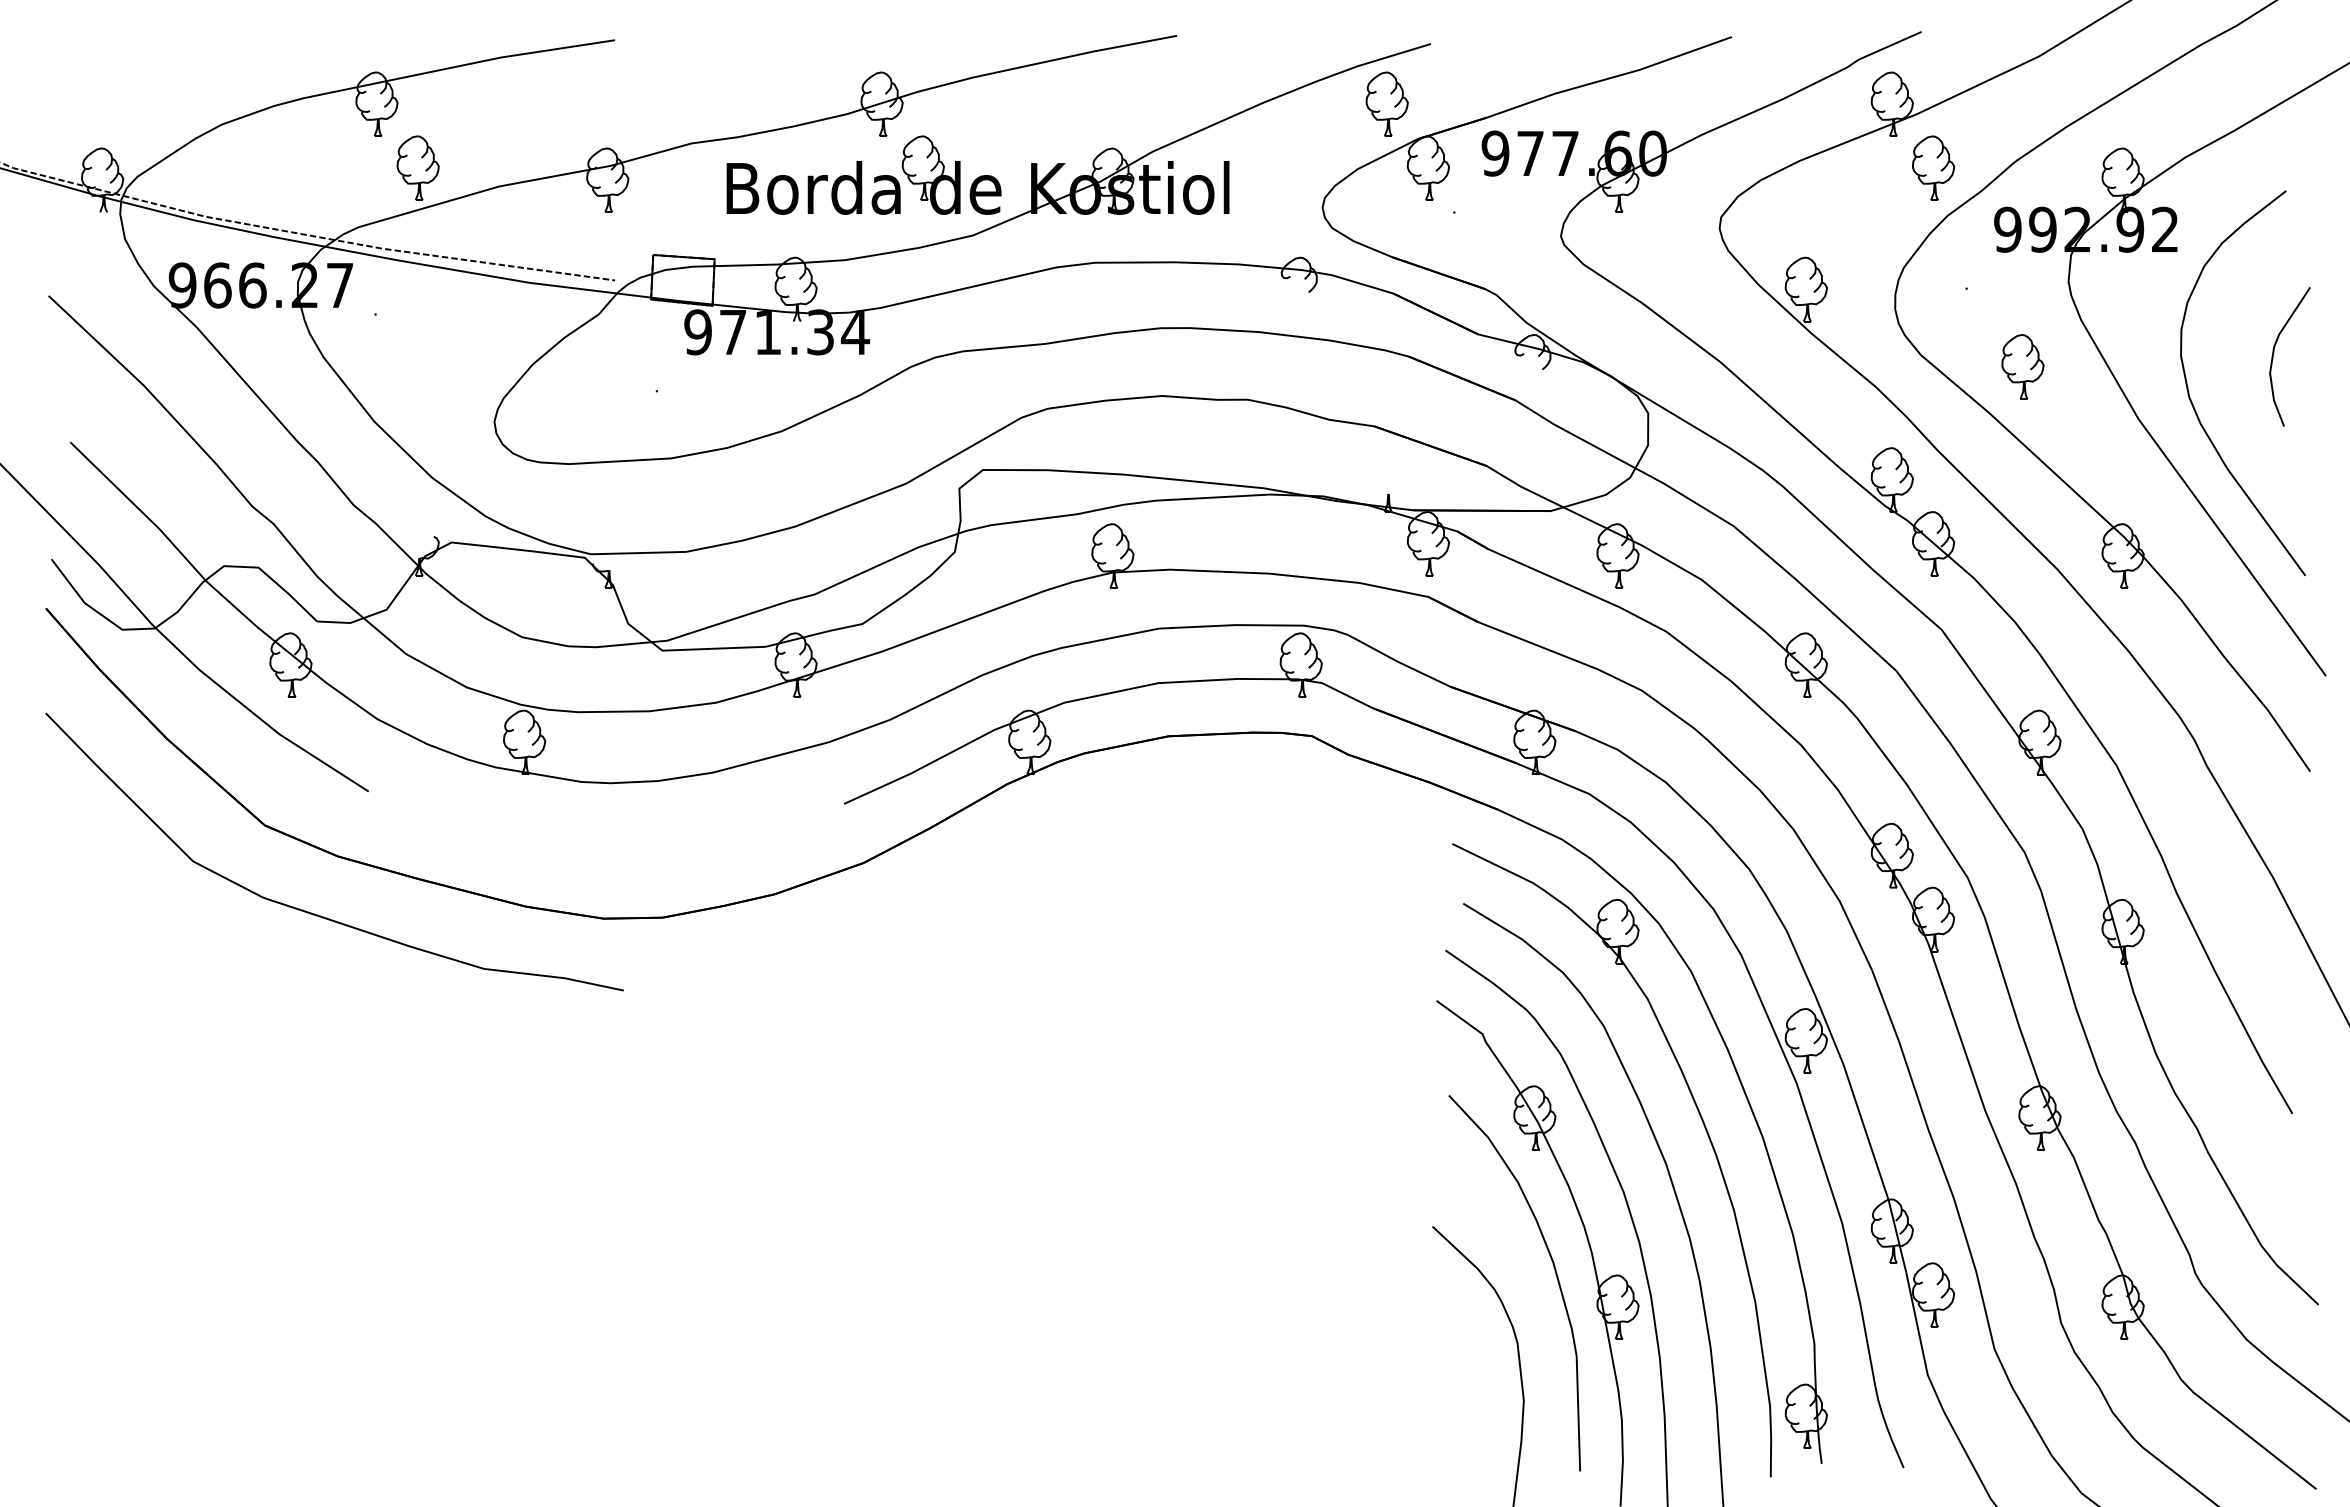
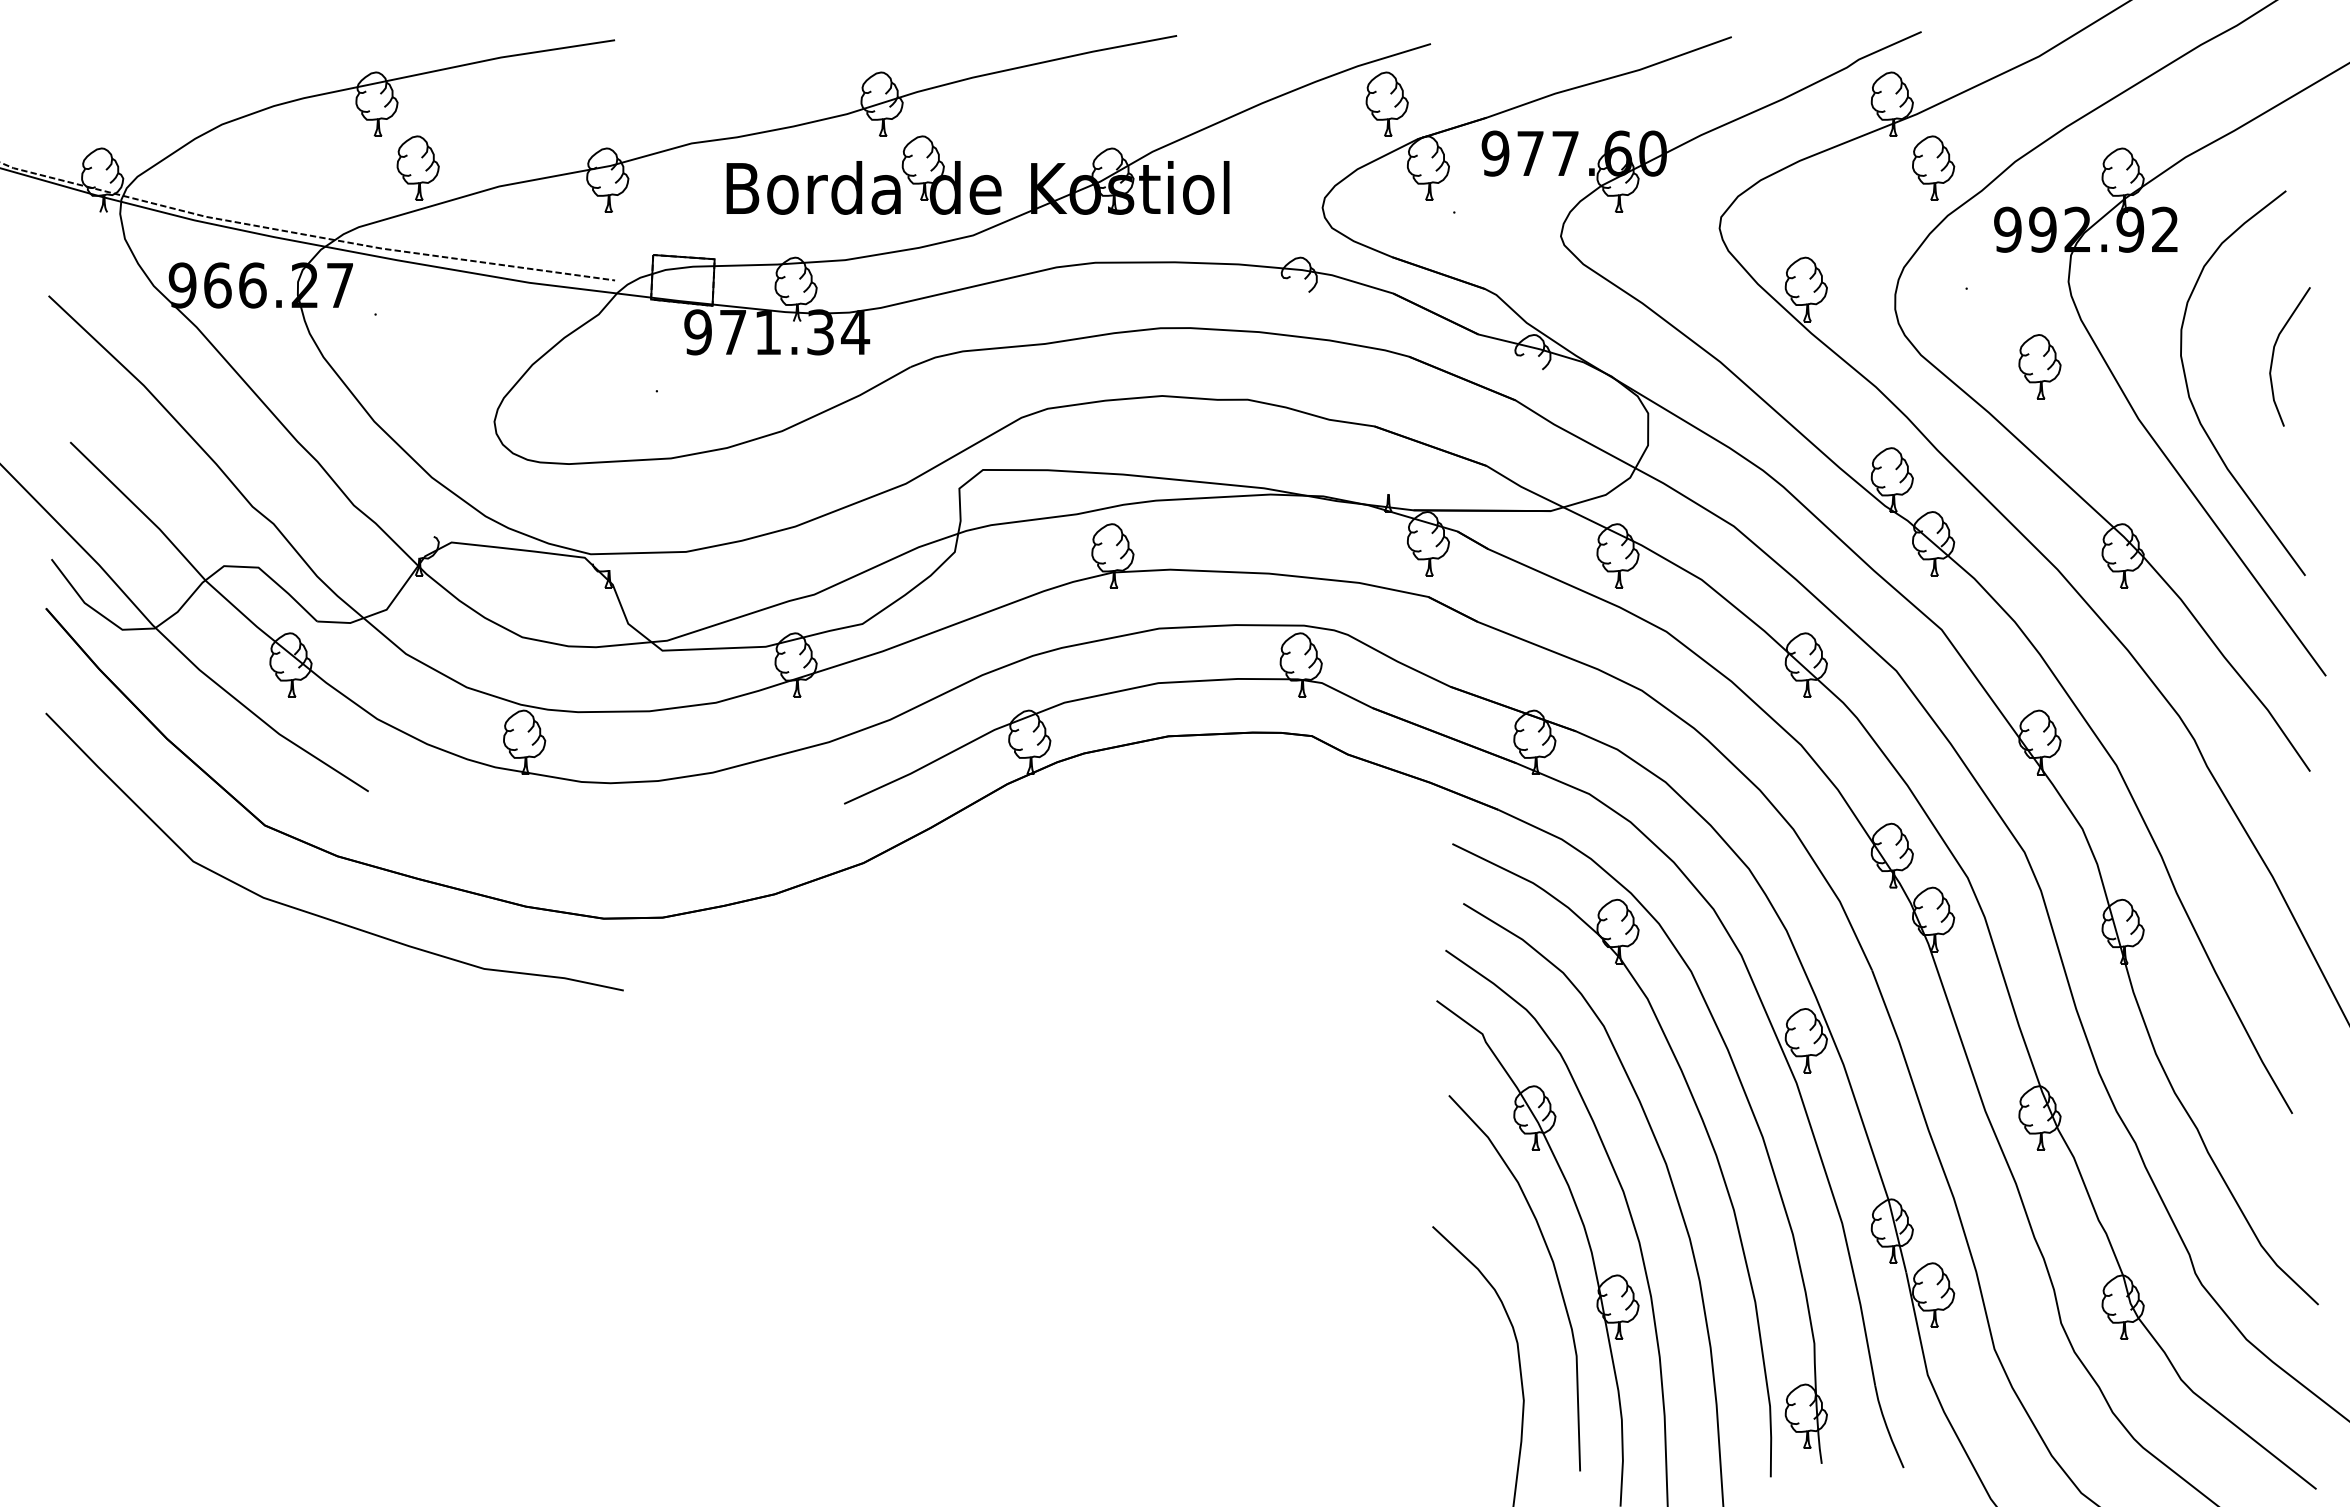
part position: (2022, 366) -> (2039, 366) (2039, 366)
